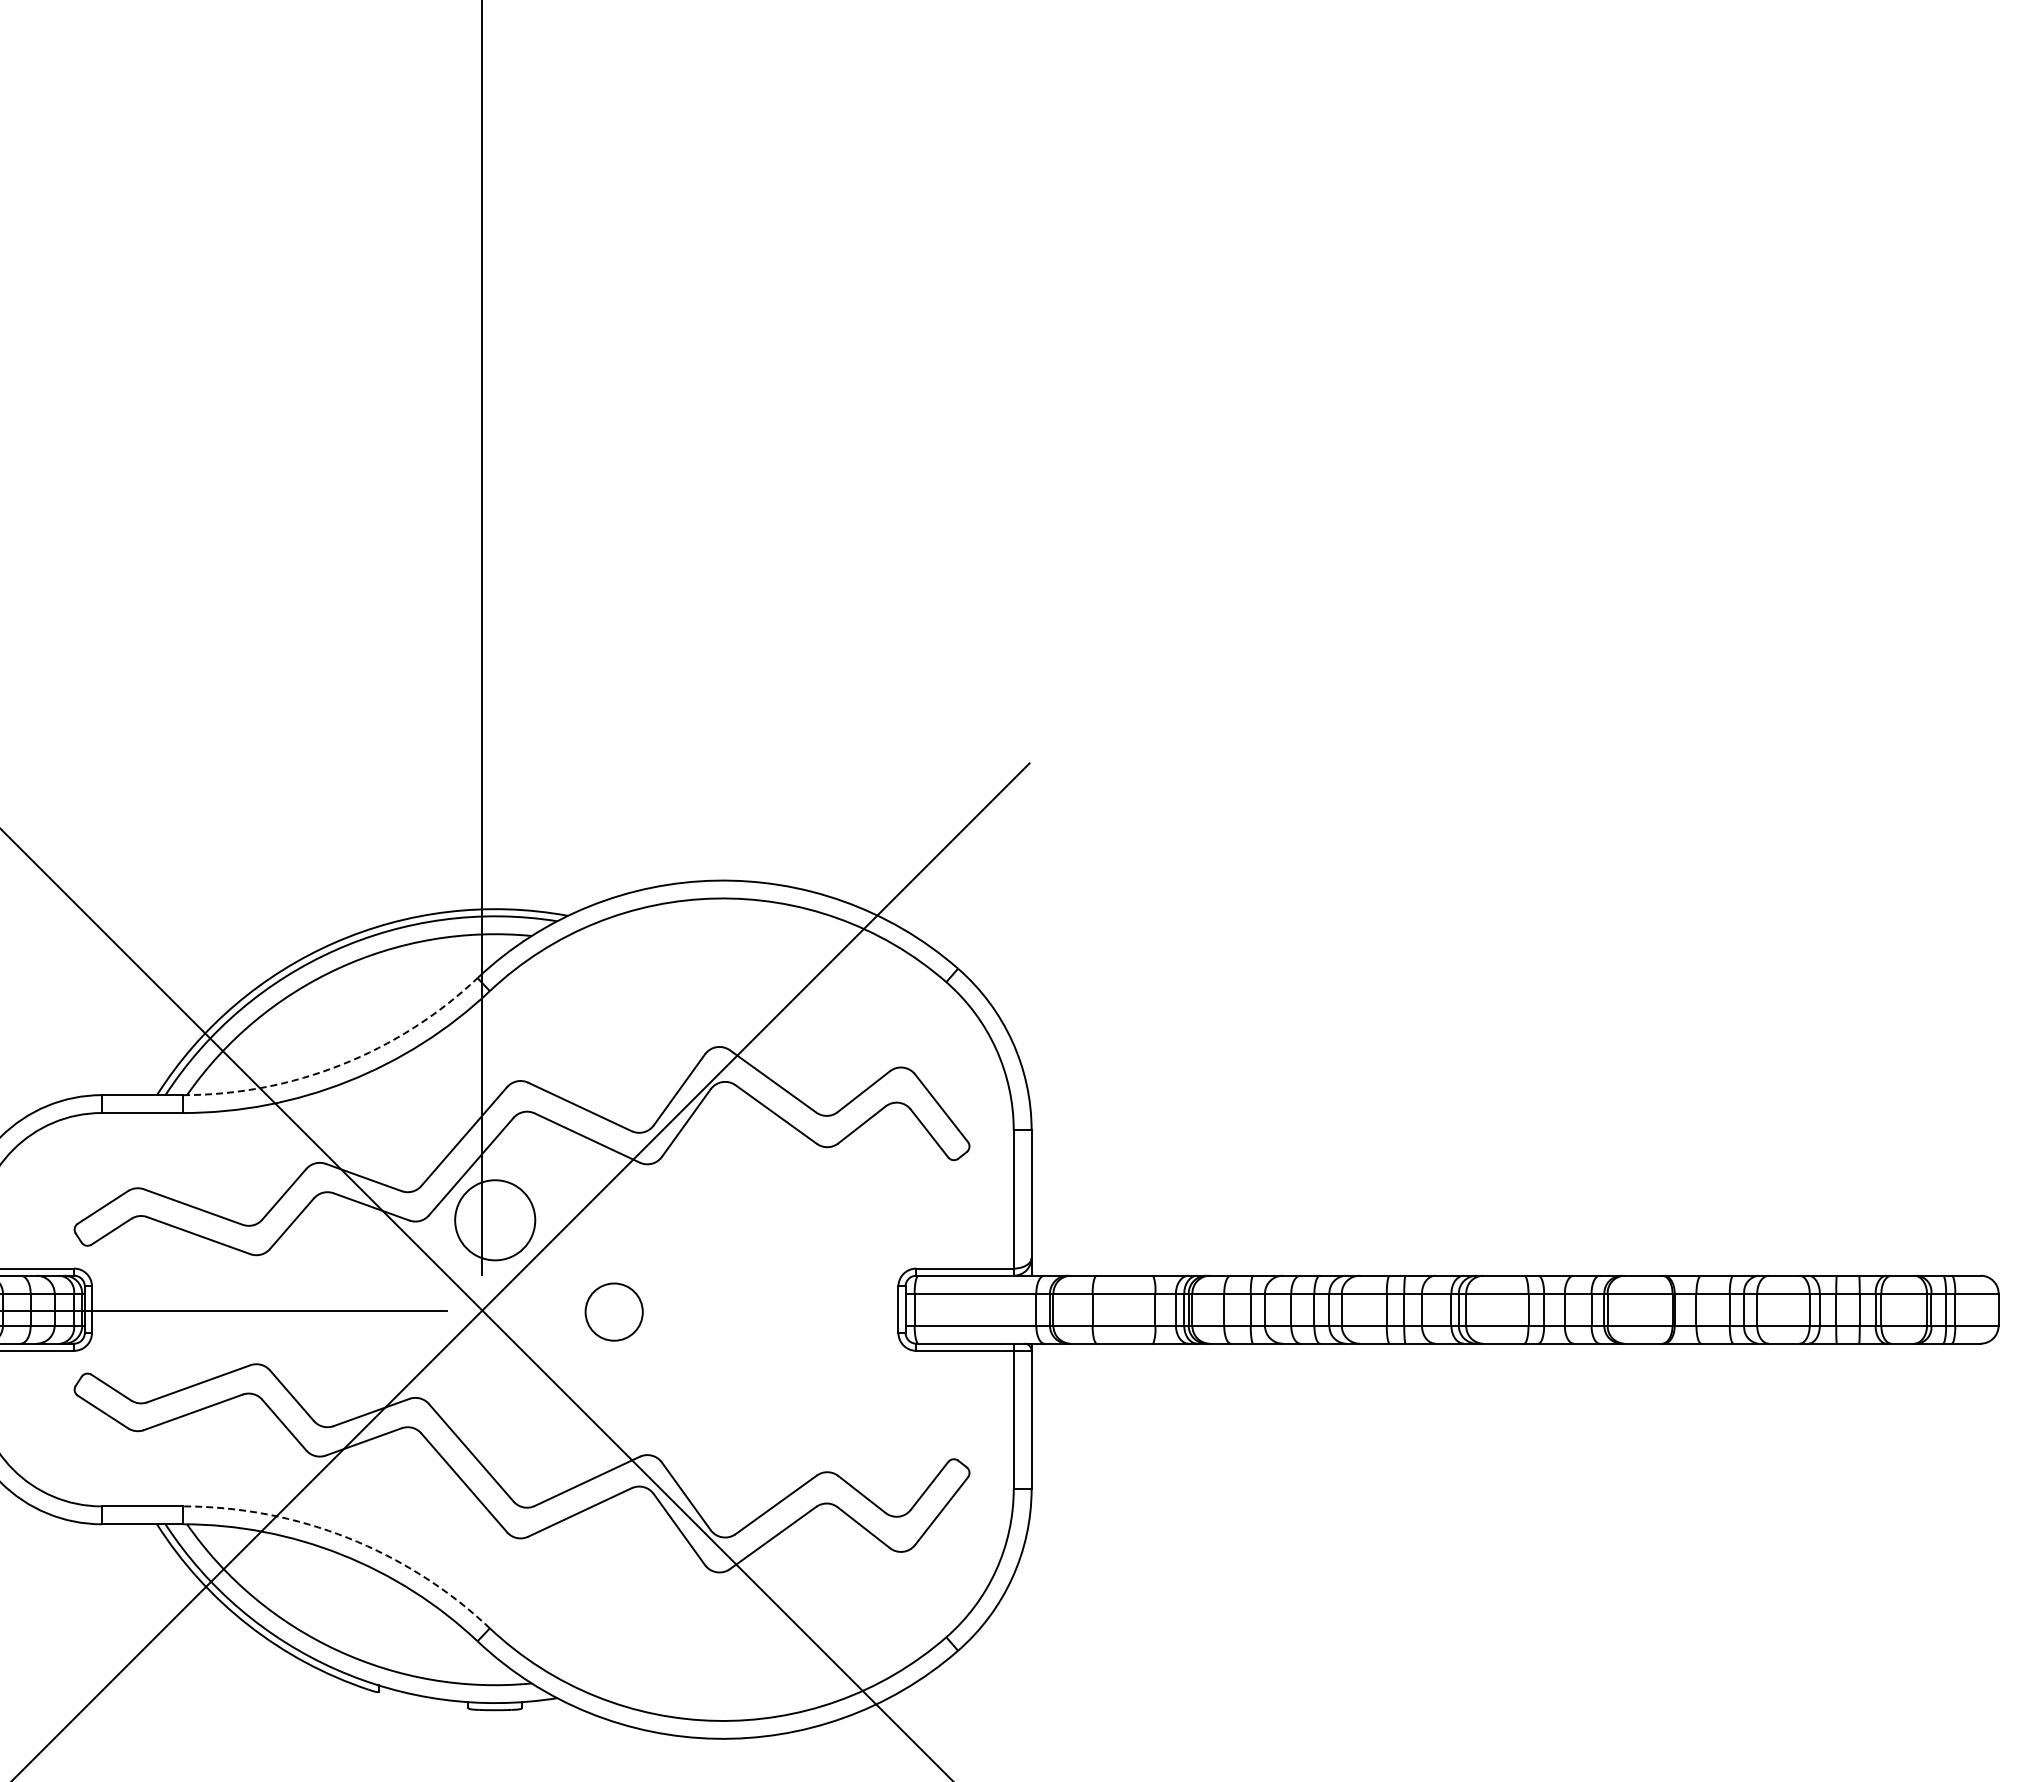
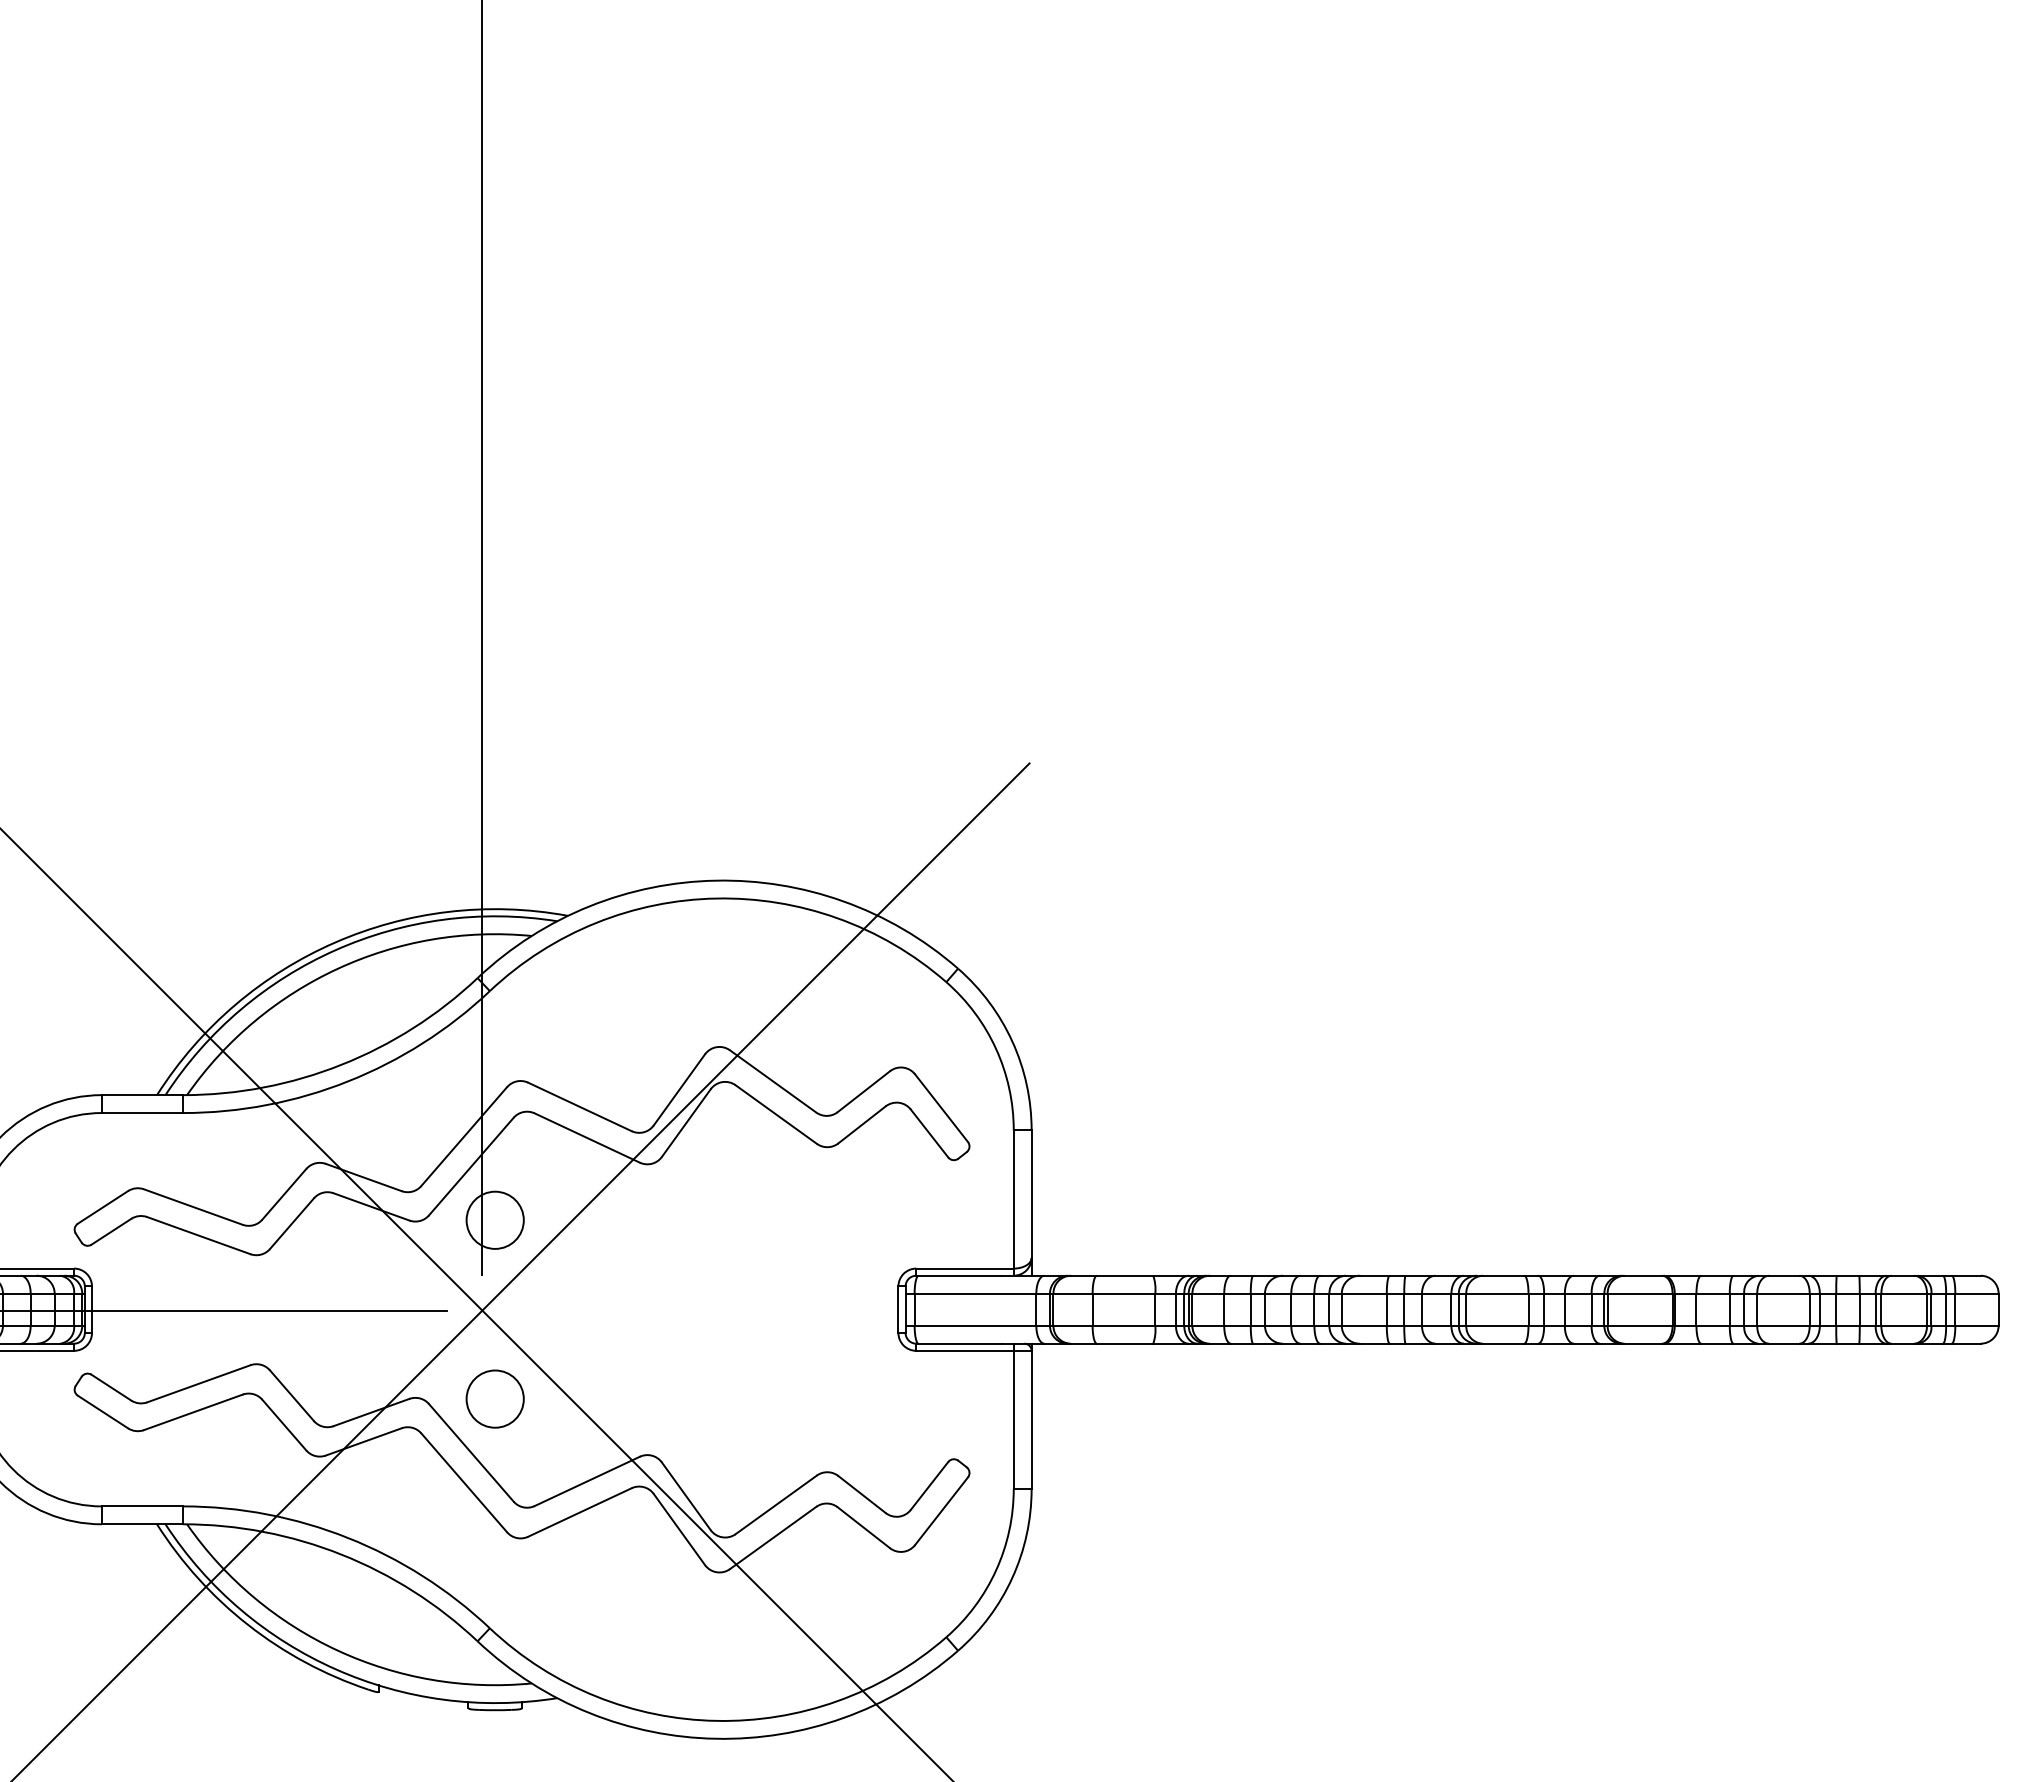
arc: dashed -> solid (341, 1064)
circle diameter: 80 px -> 57 px (494, 1219)
circle position: (613, 1311) -> (494, 1398) (494, 1398)
arc: dashed -> solid (348, 1538)
